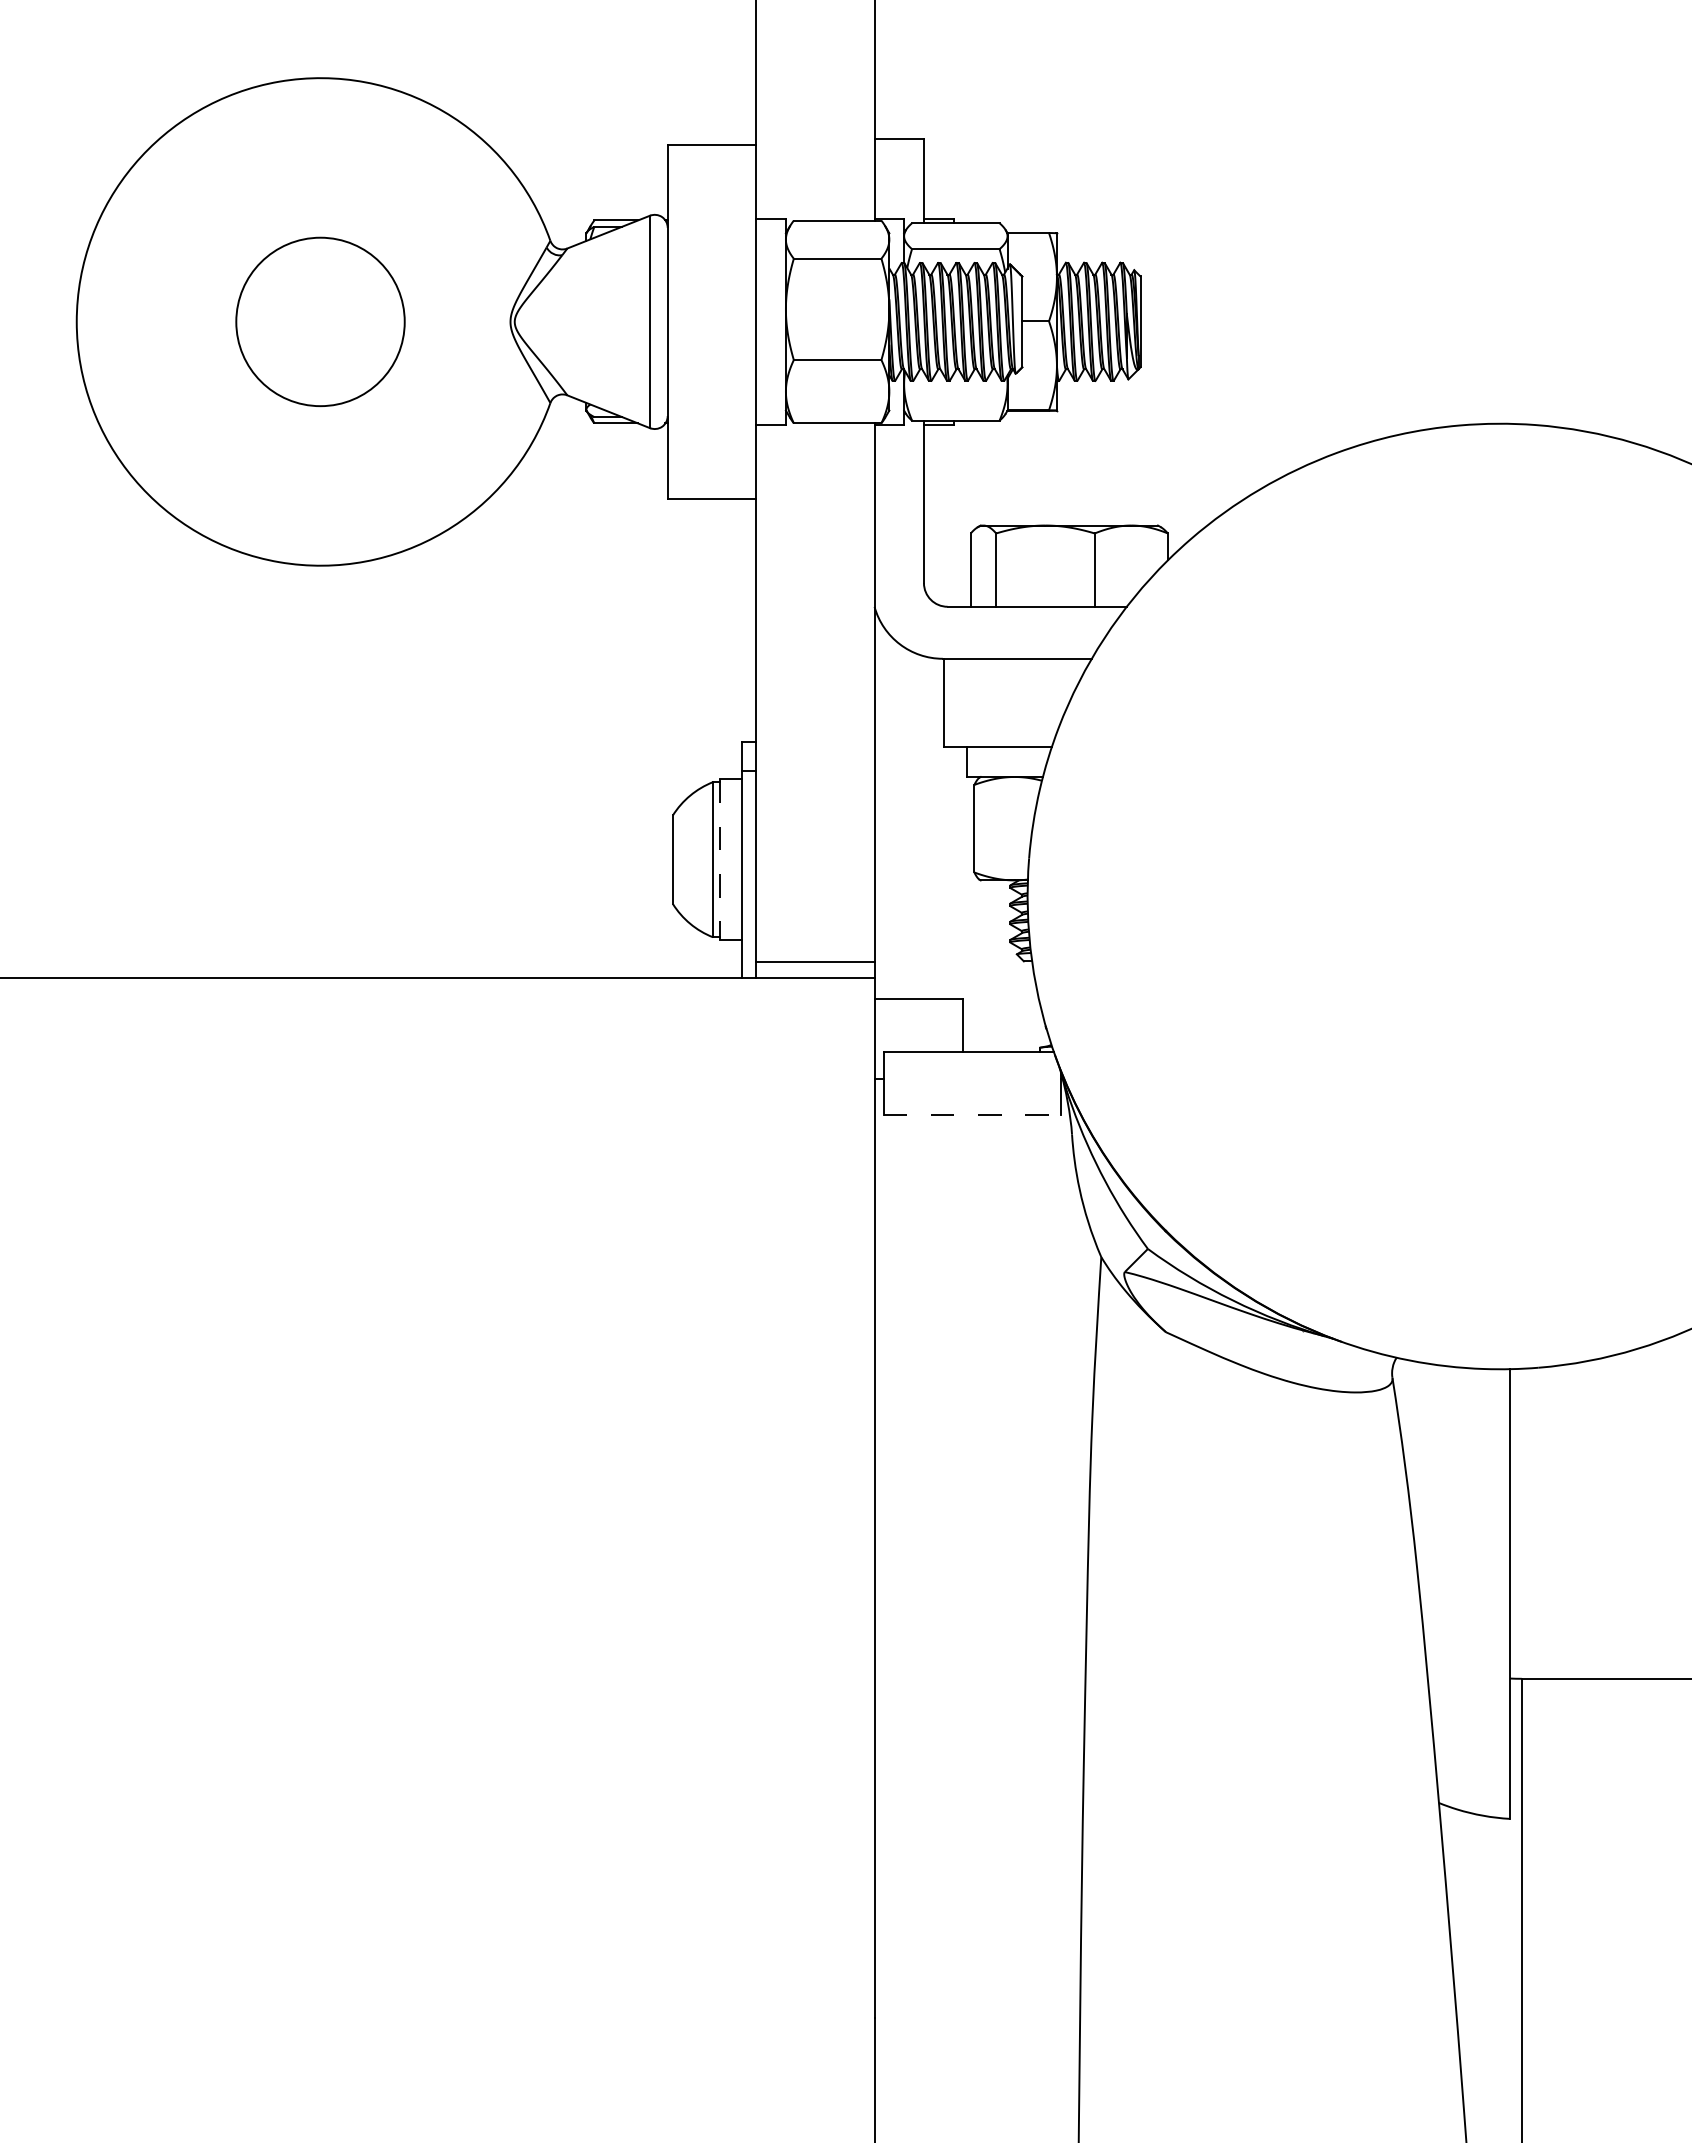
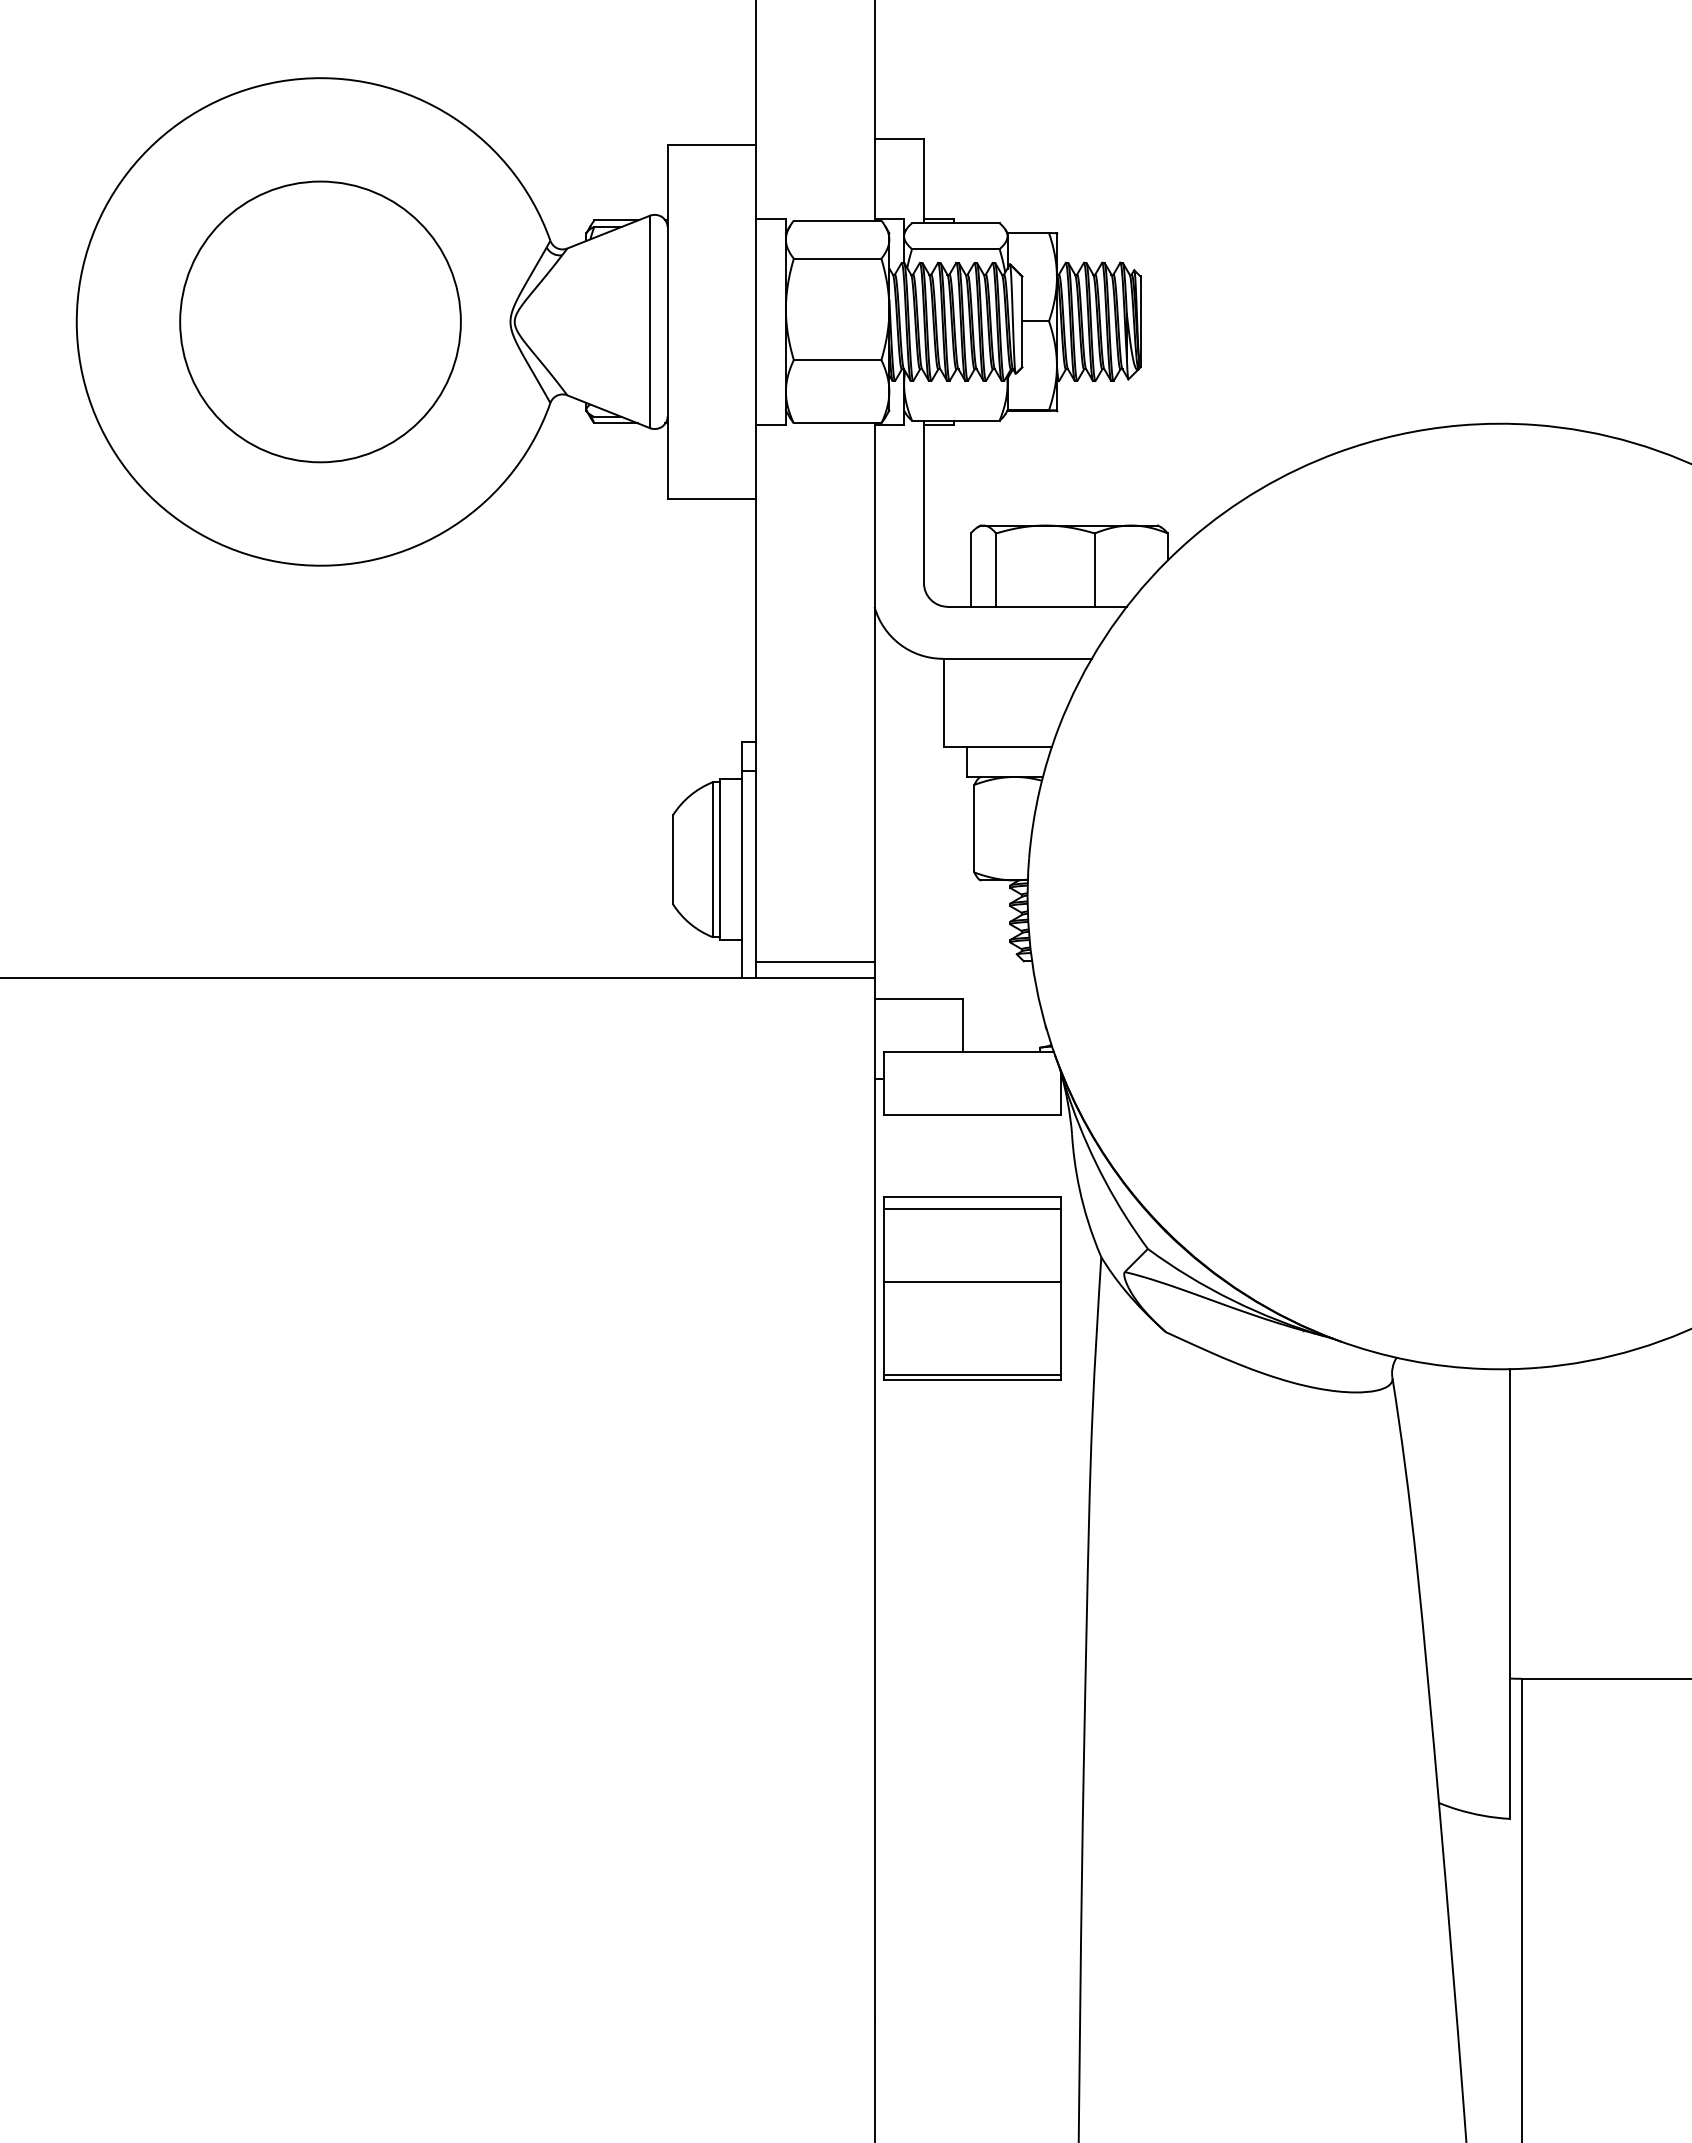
circle diameter: 168 px -> 281 px (320, 321)
line: dashed -> solid (719, 860)
line: dashed -> solid (972, 1115)
part: none -> present (972, 1288)
